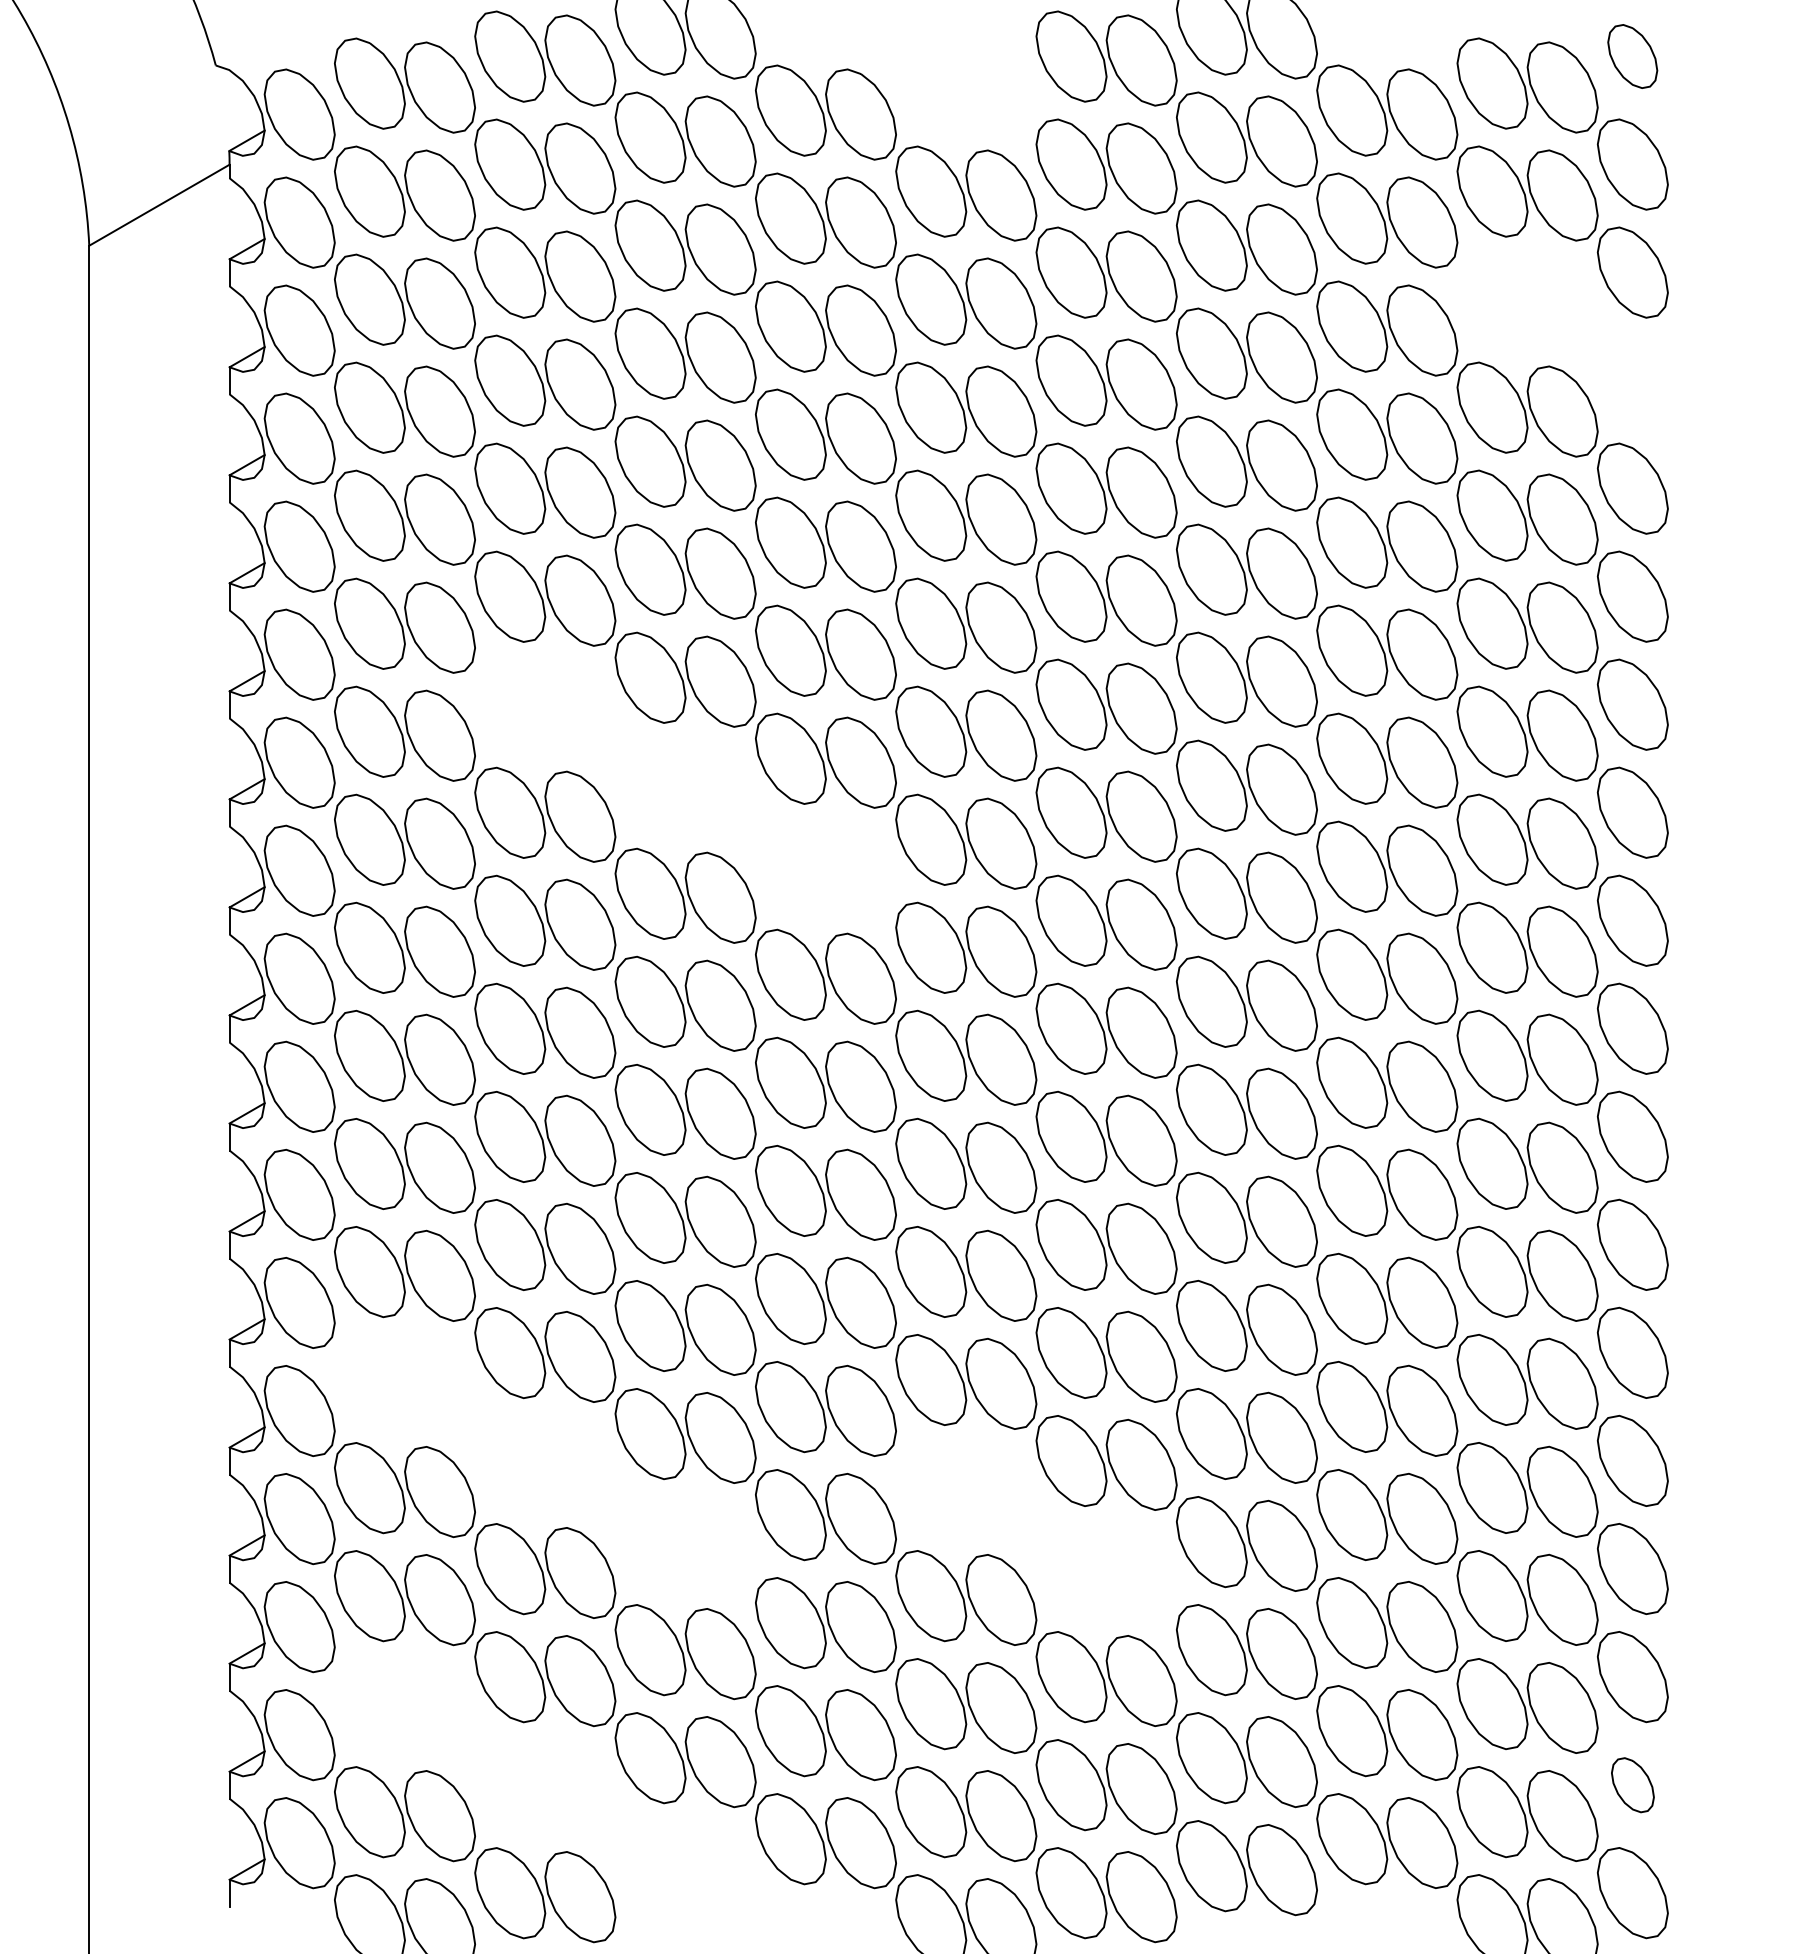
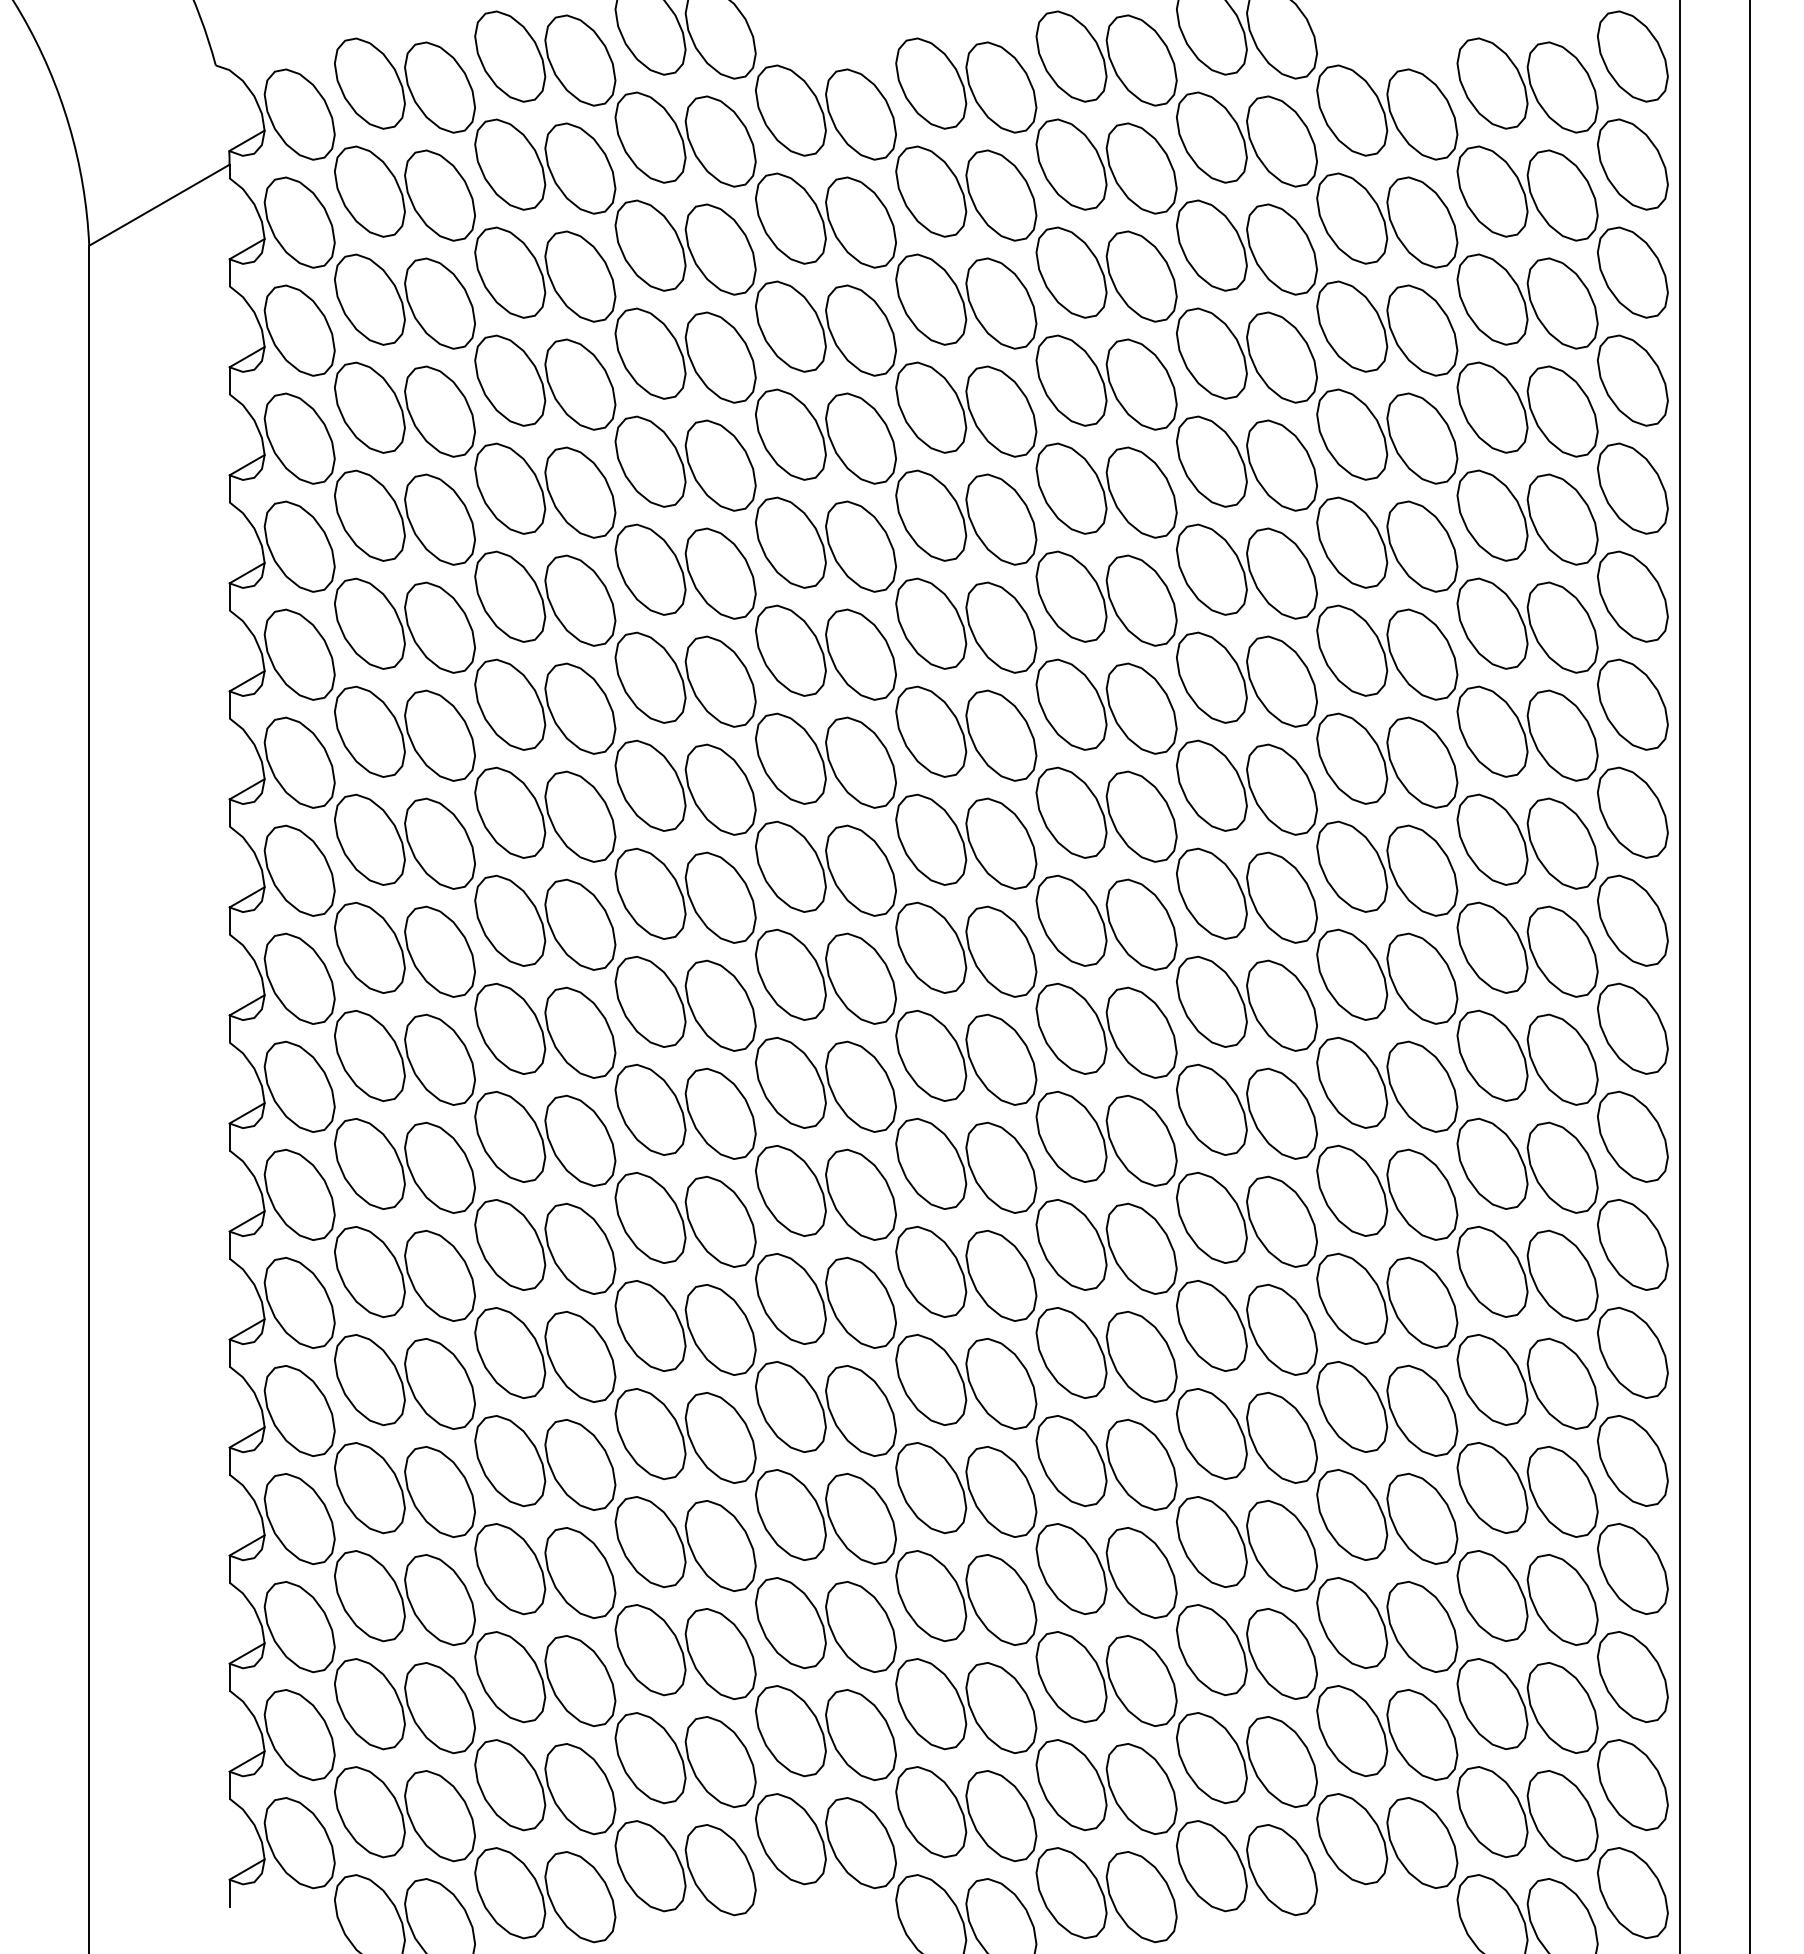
part size: 52x65 px -> 73x93 px (1632, 56)
part: none -> present (966, 85)
part: none -> present (1562, 339)
part: none -> present (685, 787)
line: none -> present (1679, 976)
line: none -> present (1749, 976)
part: none -> present (545, 1462)
part: none -> present (1036, 1530)
part size: 44x57 px -> 72x93 px (1632, 1785)
part: none -> present (545, 1787)
